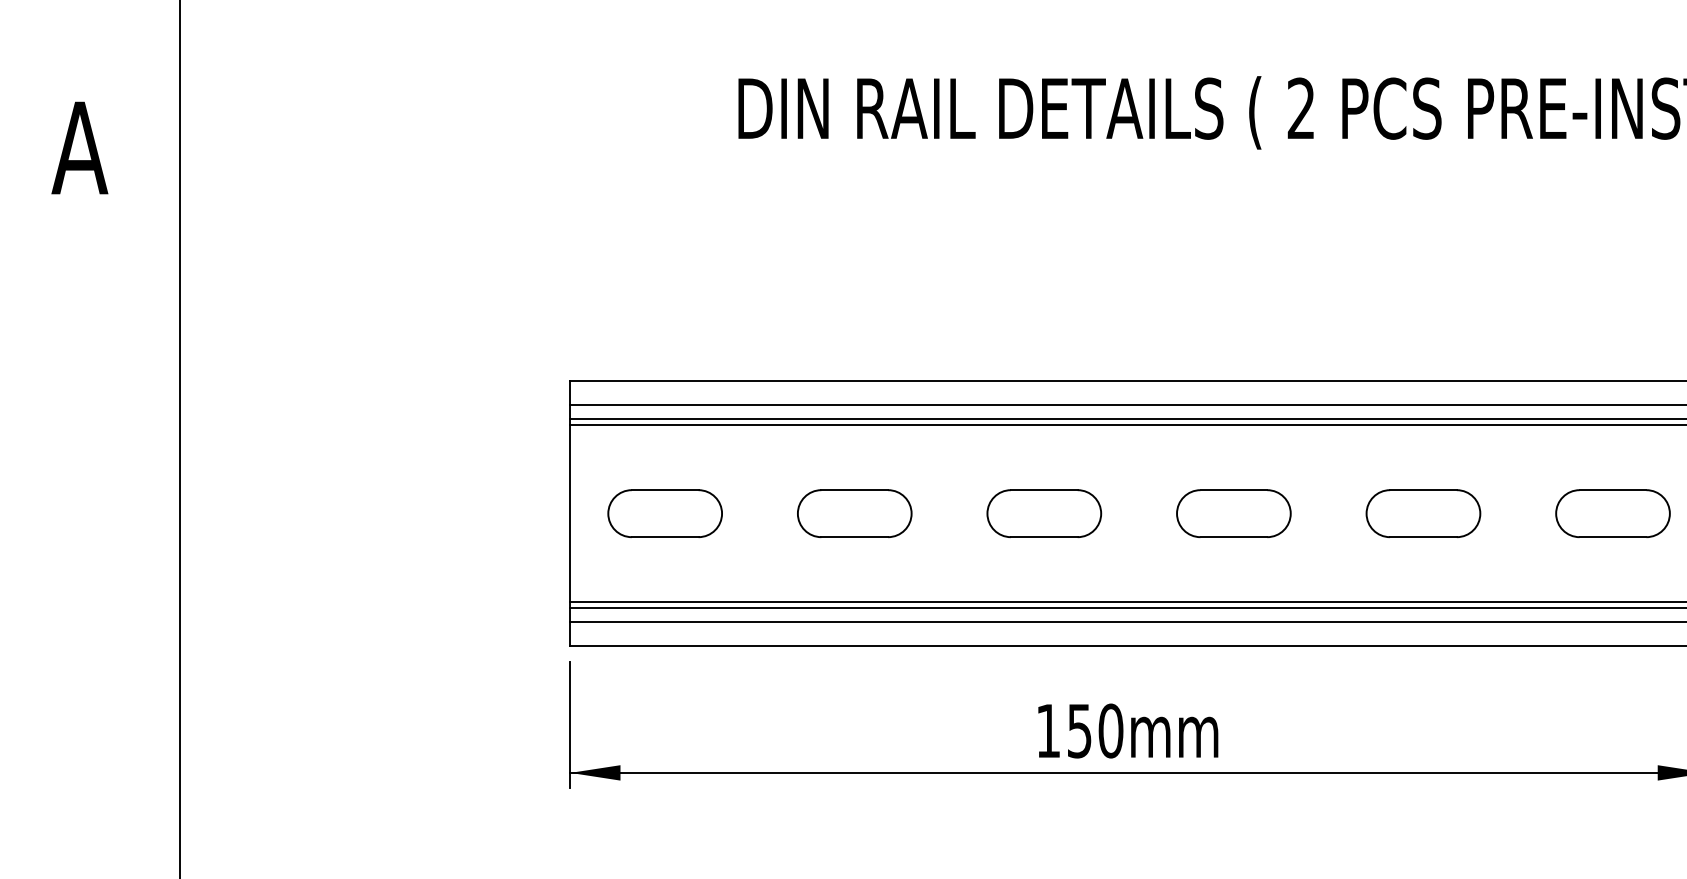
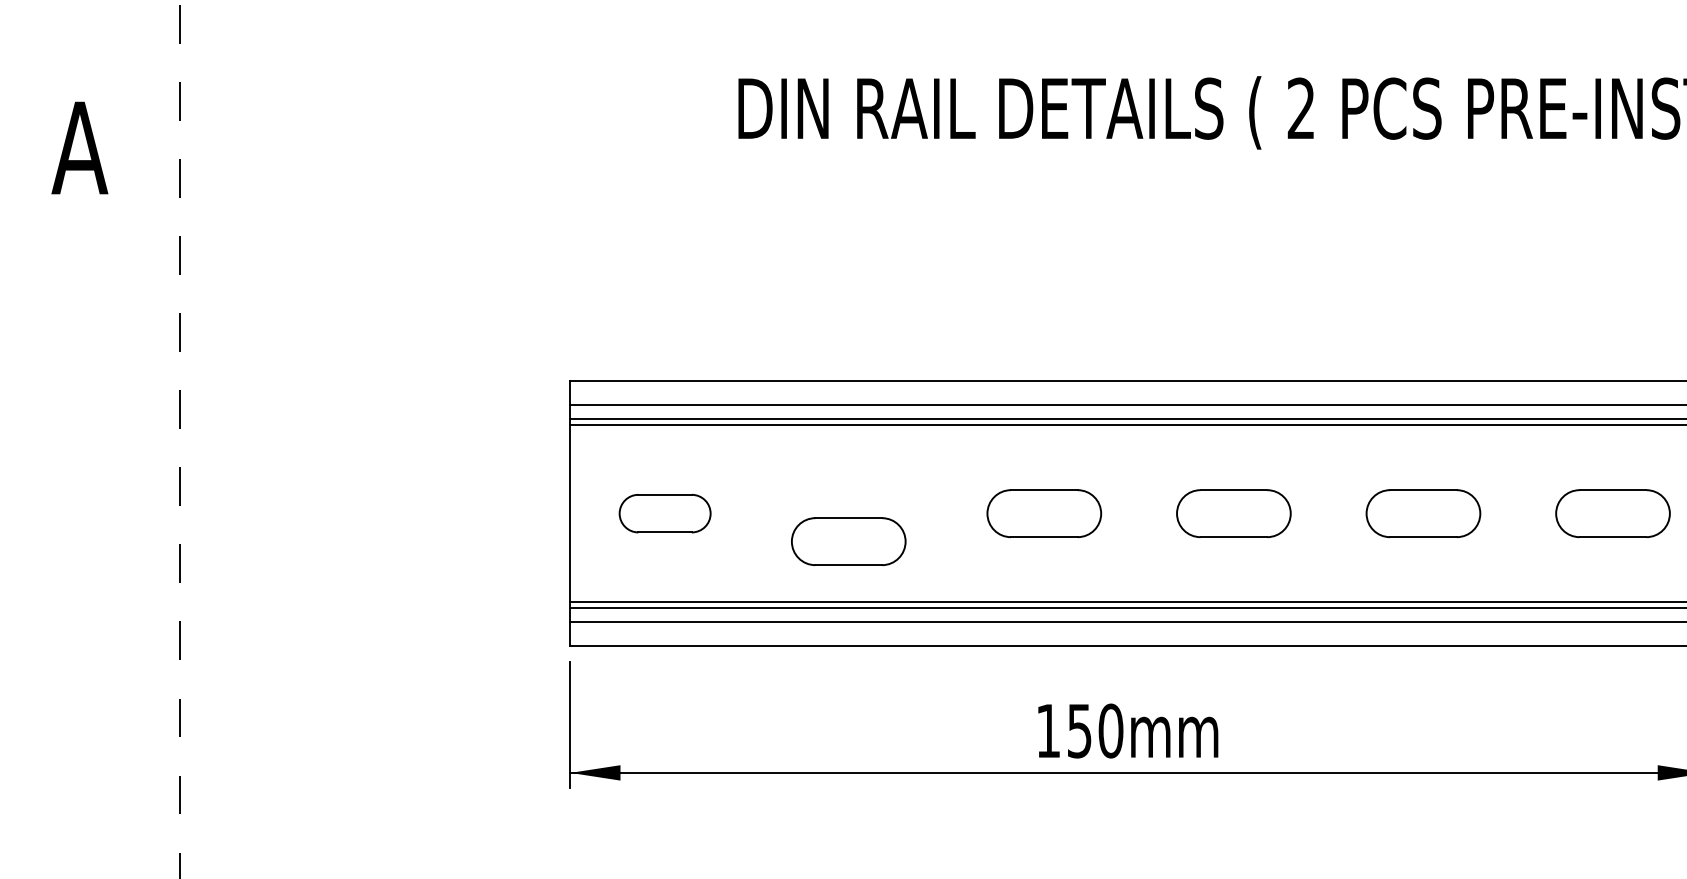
line: solid -> dashed (179, 439)
part size: 116x49 px -> 94x40 px (664, 513)
part position: (854, 513) -> (848, 541) (848, 541)
